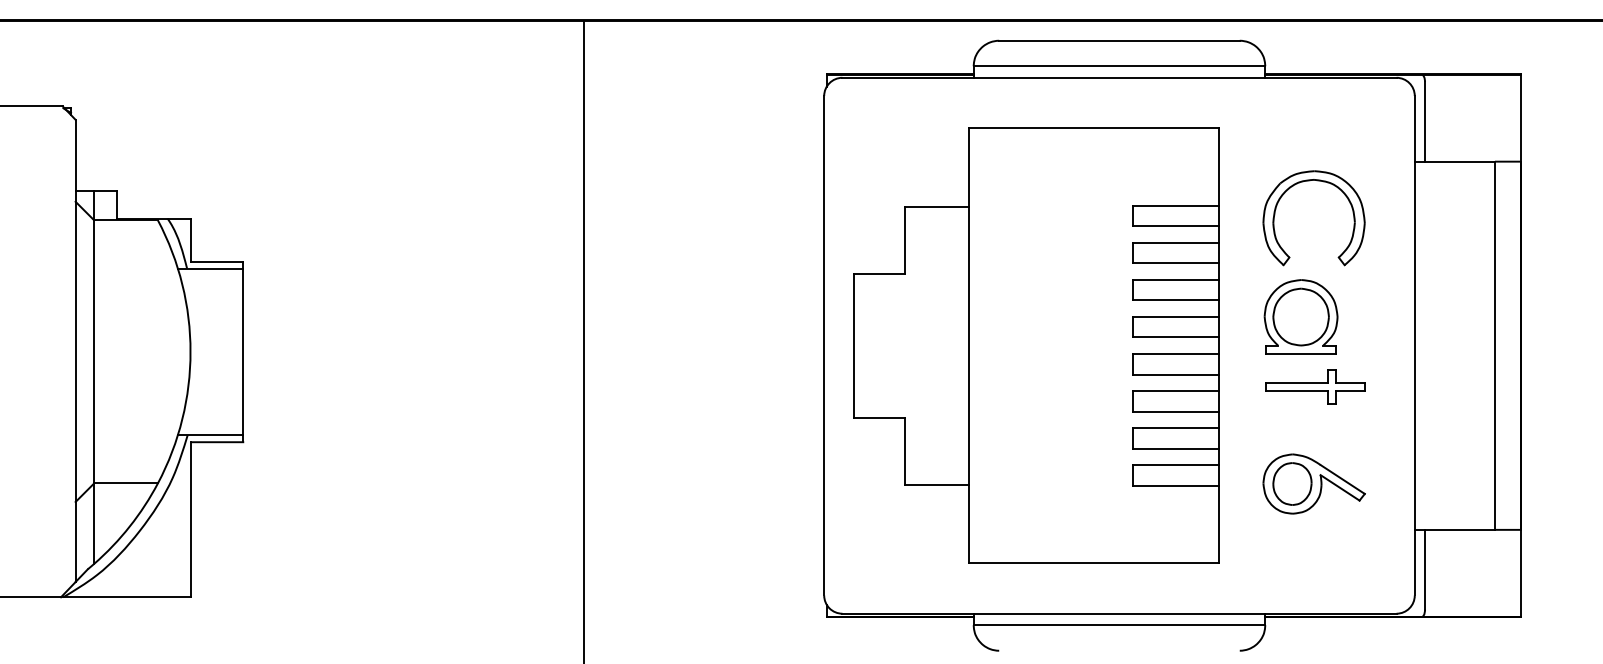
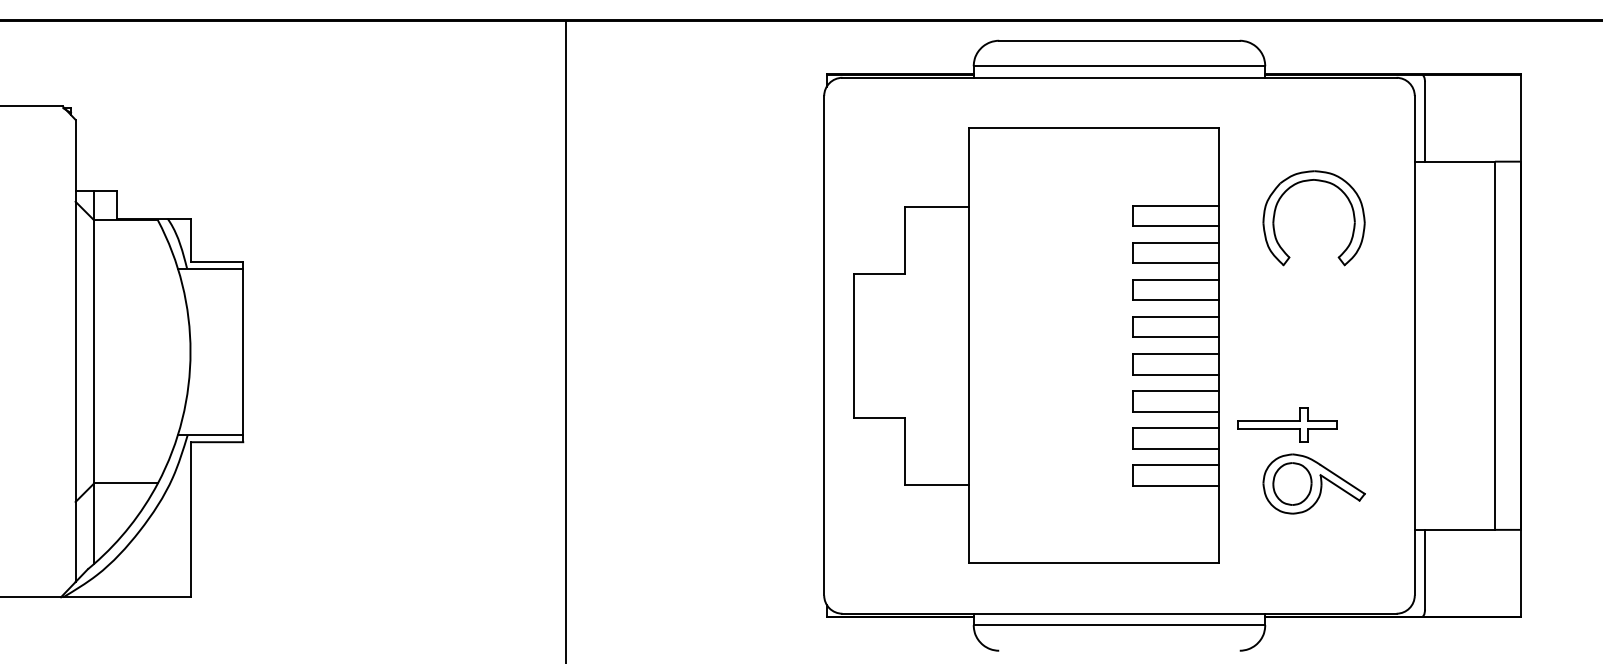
part: present -> none (1300, 316)
line position: (583, 340) -> (565, 340) (565, 340)
part position: (1315, 386) -> (1287, 424) (1287, 424)
